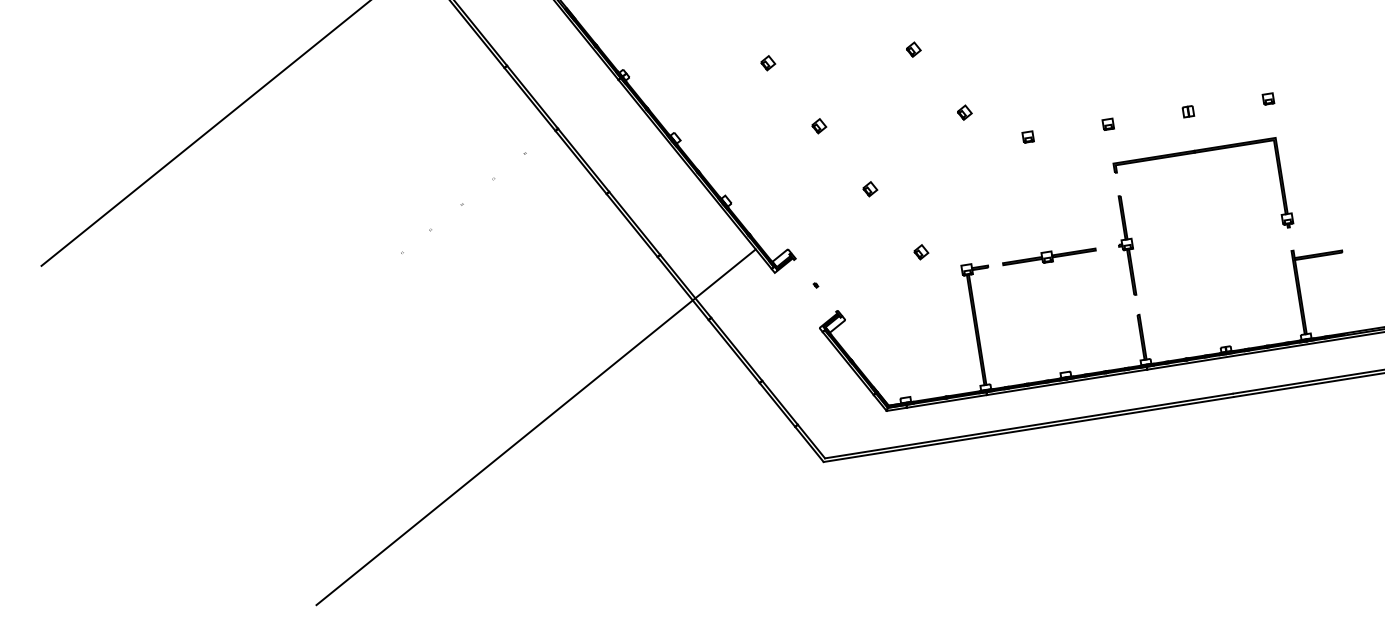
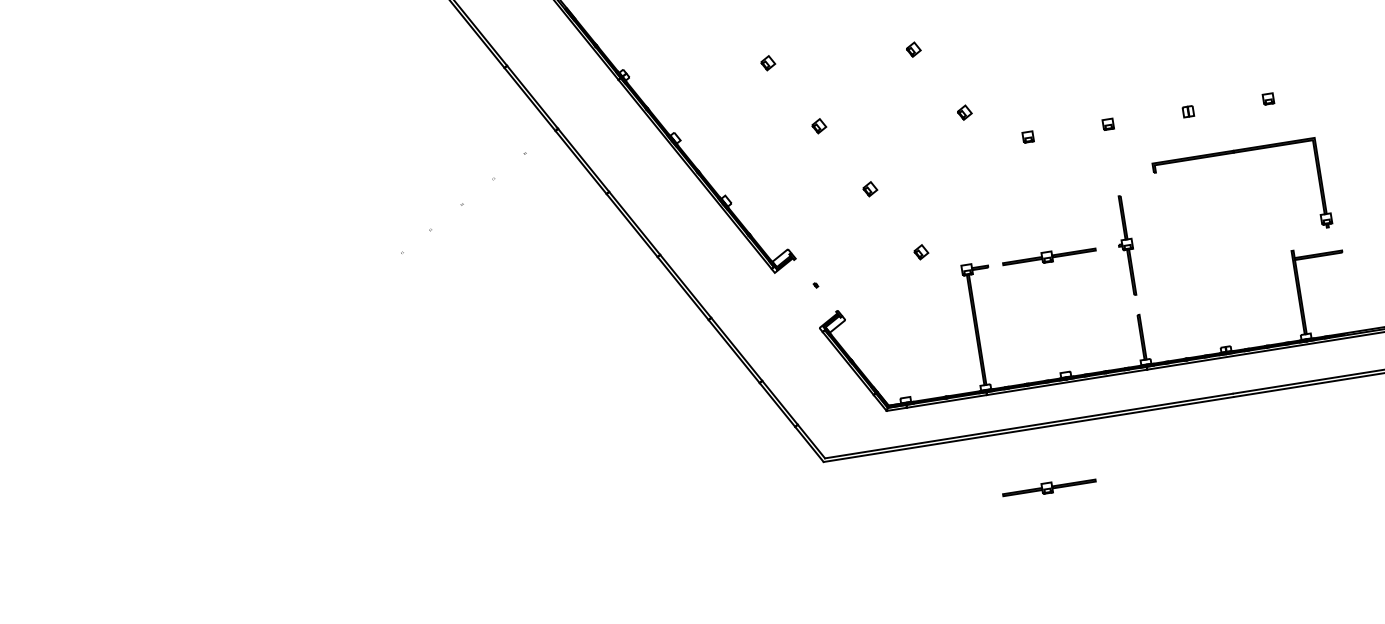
line: present -> none (204, 133)
part position: (1198, 153) -> (1237, 153) (1237, 153)
line: present -> none (535, 427)
part: none -> present (1049, 487)
